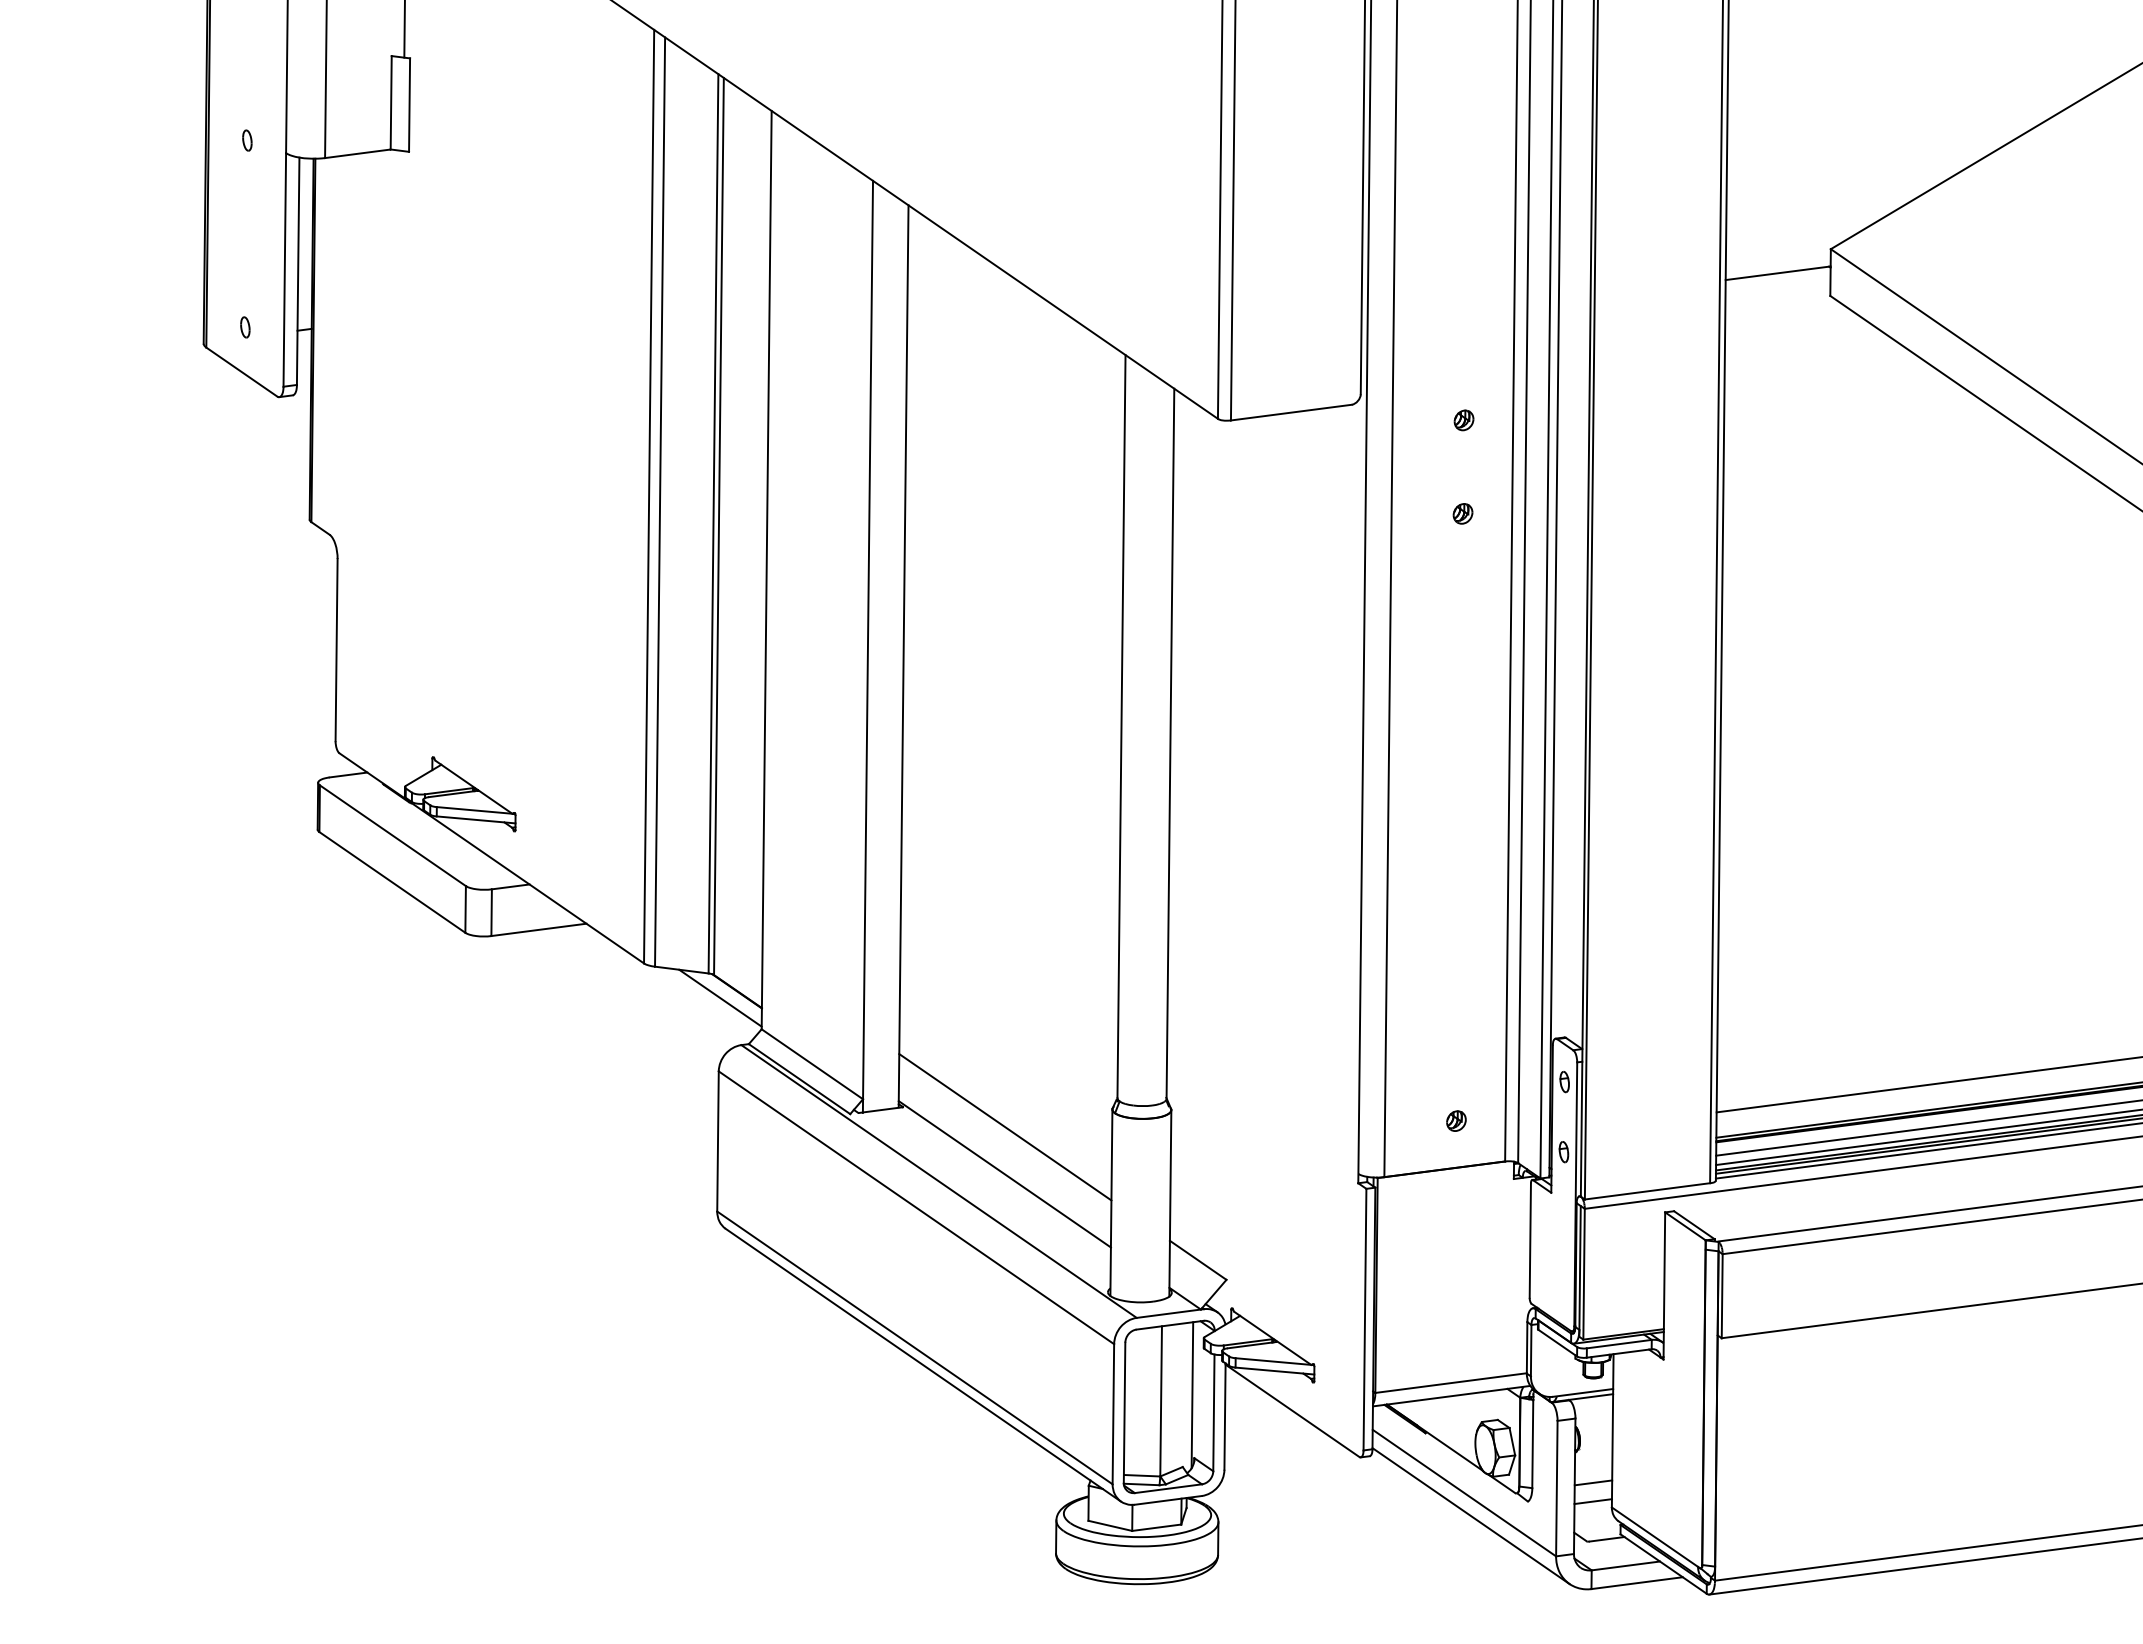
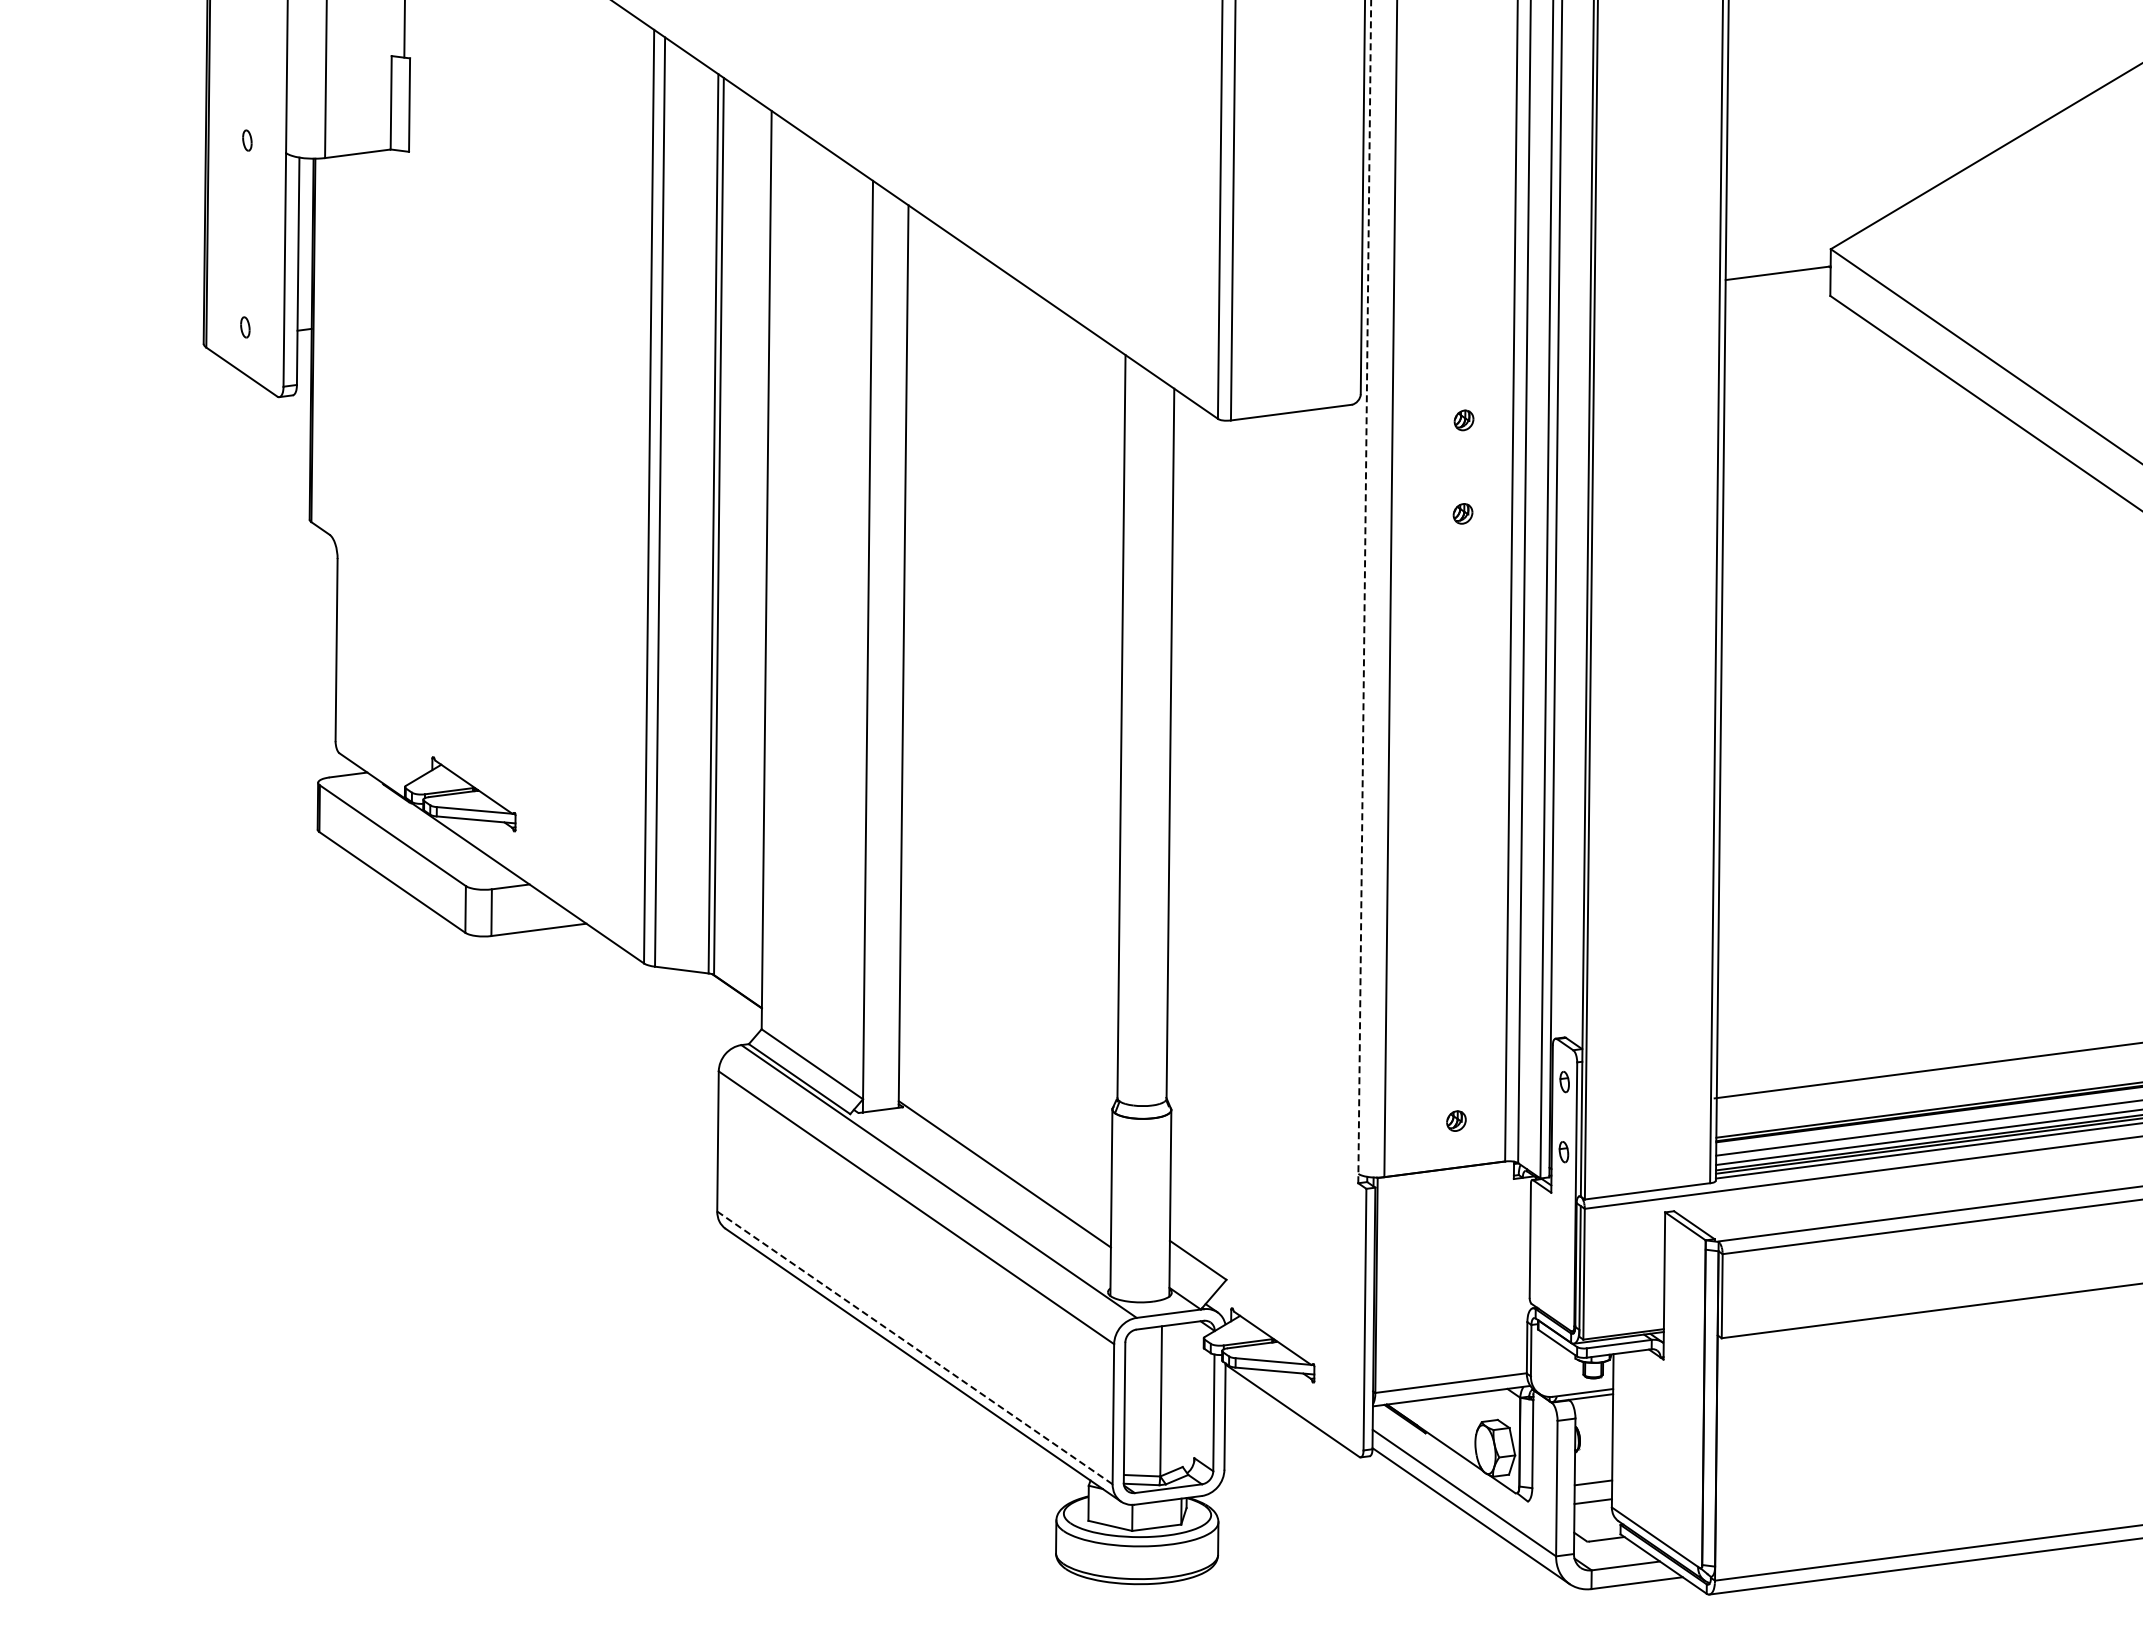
line: solid -> dashed (1364, 591)
line: present -> none (720, 997)
line position: (1927, 1084) -> (1926, 1070) (1926, 1070)
line: present -> none (1005, 1127)
line: solid -> dashed (915, 1348)
line: present -> none (1192, 1395)
